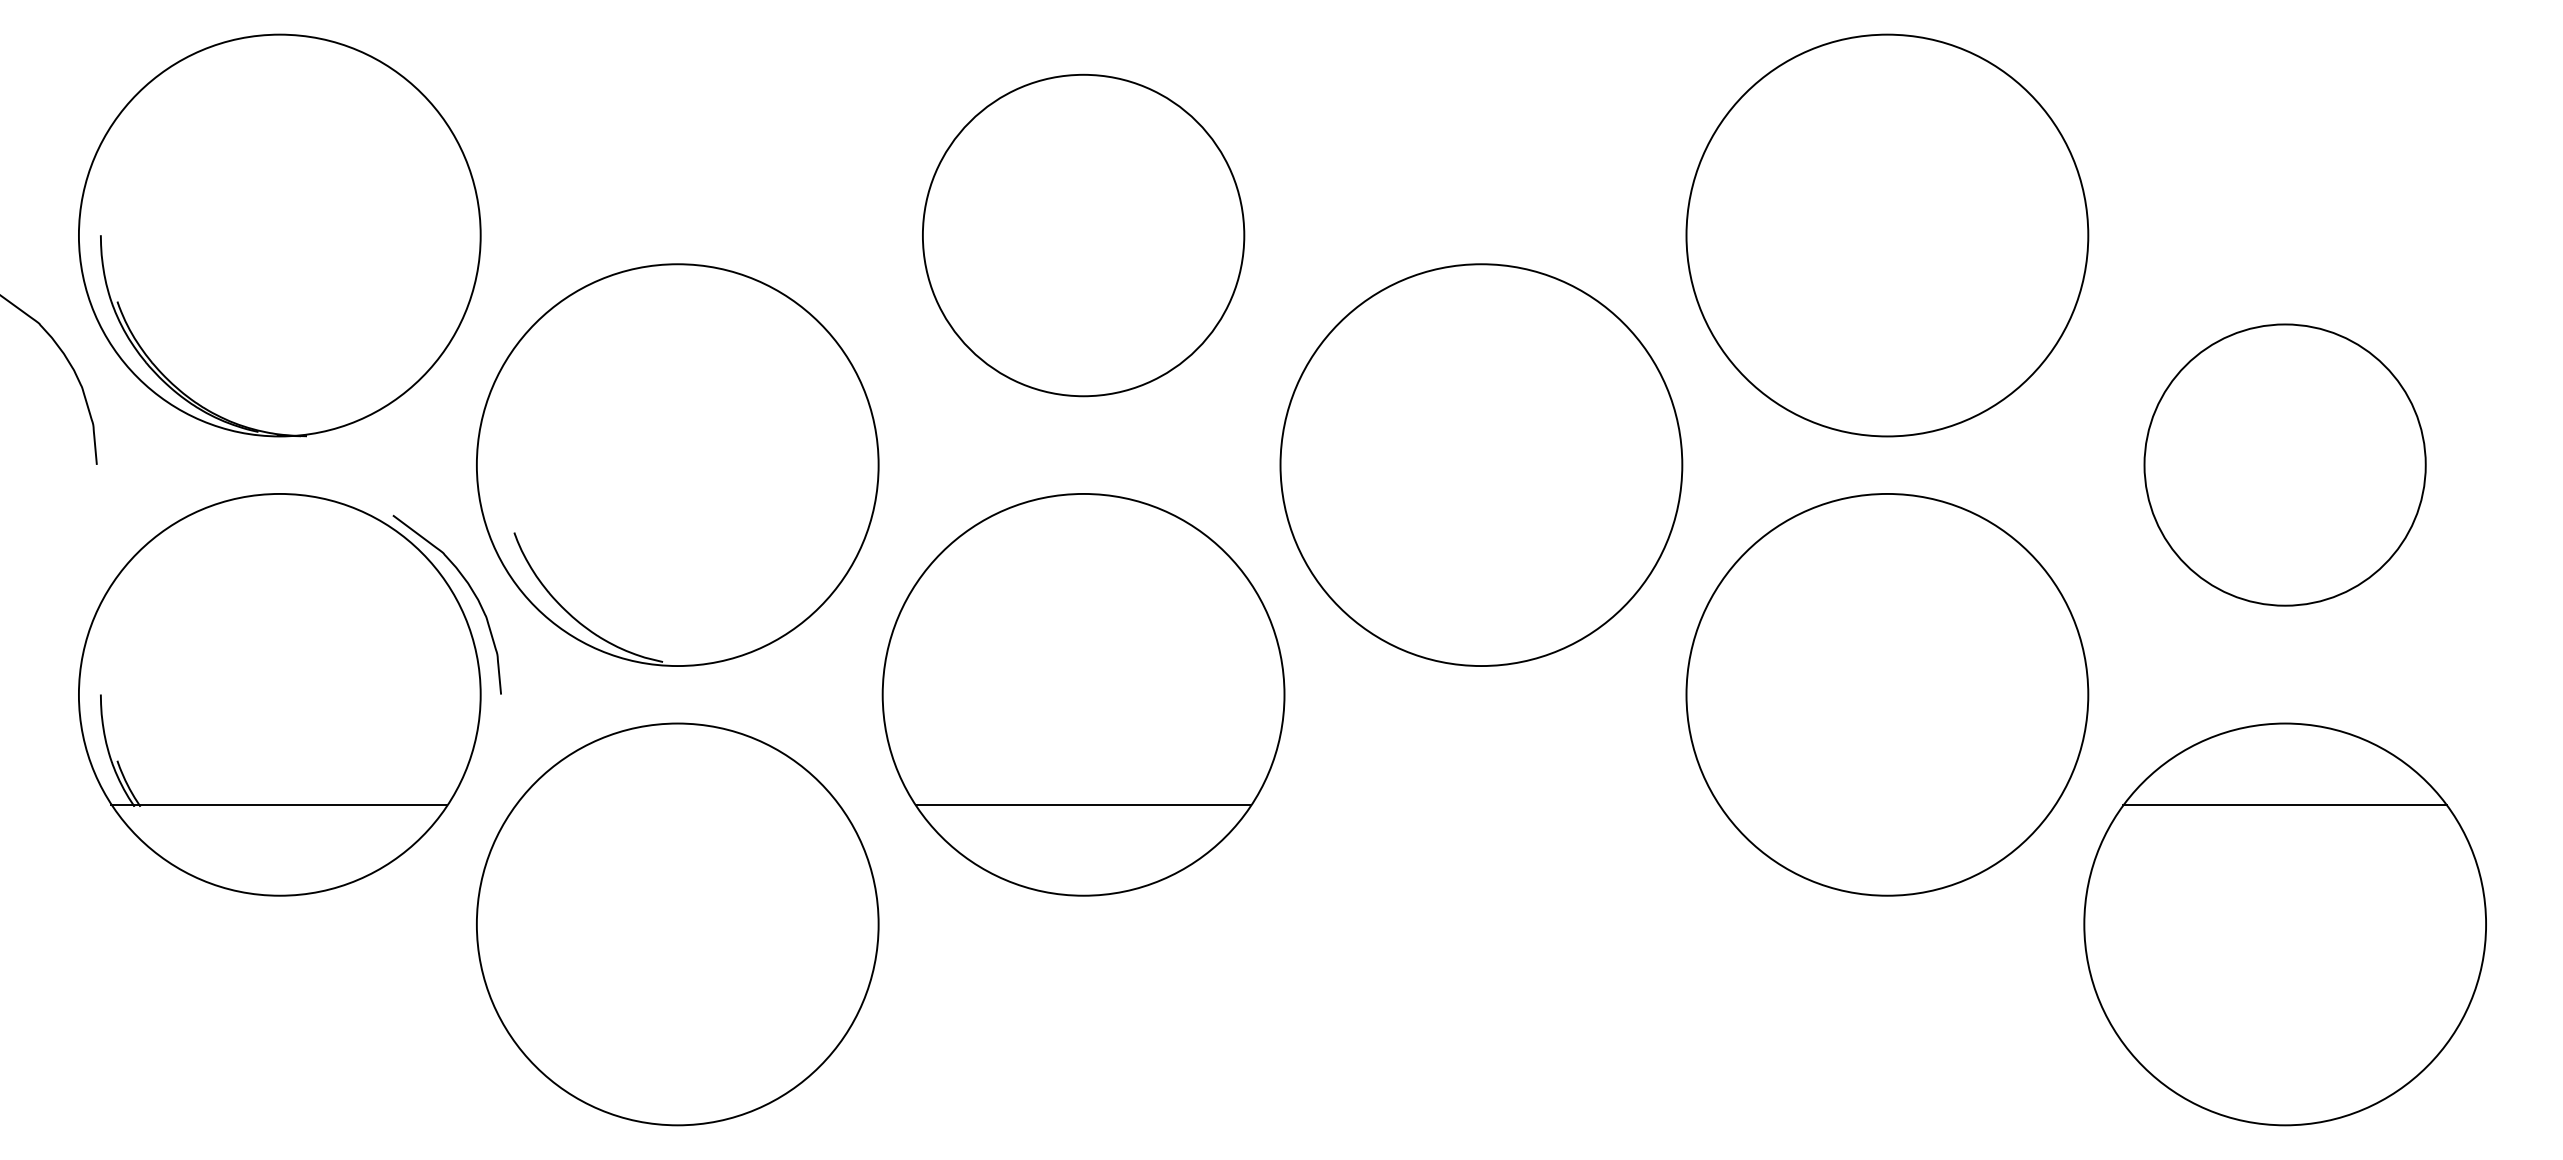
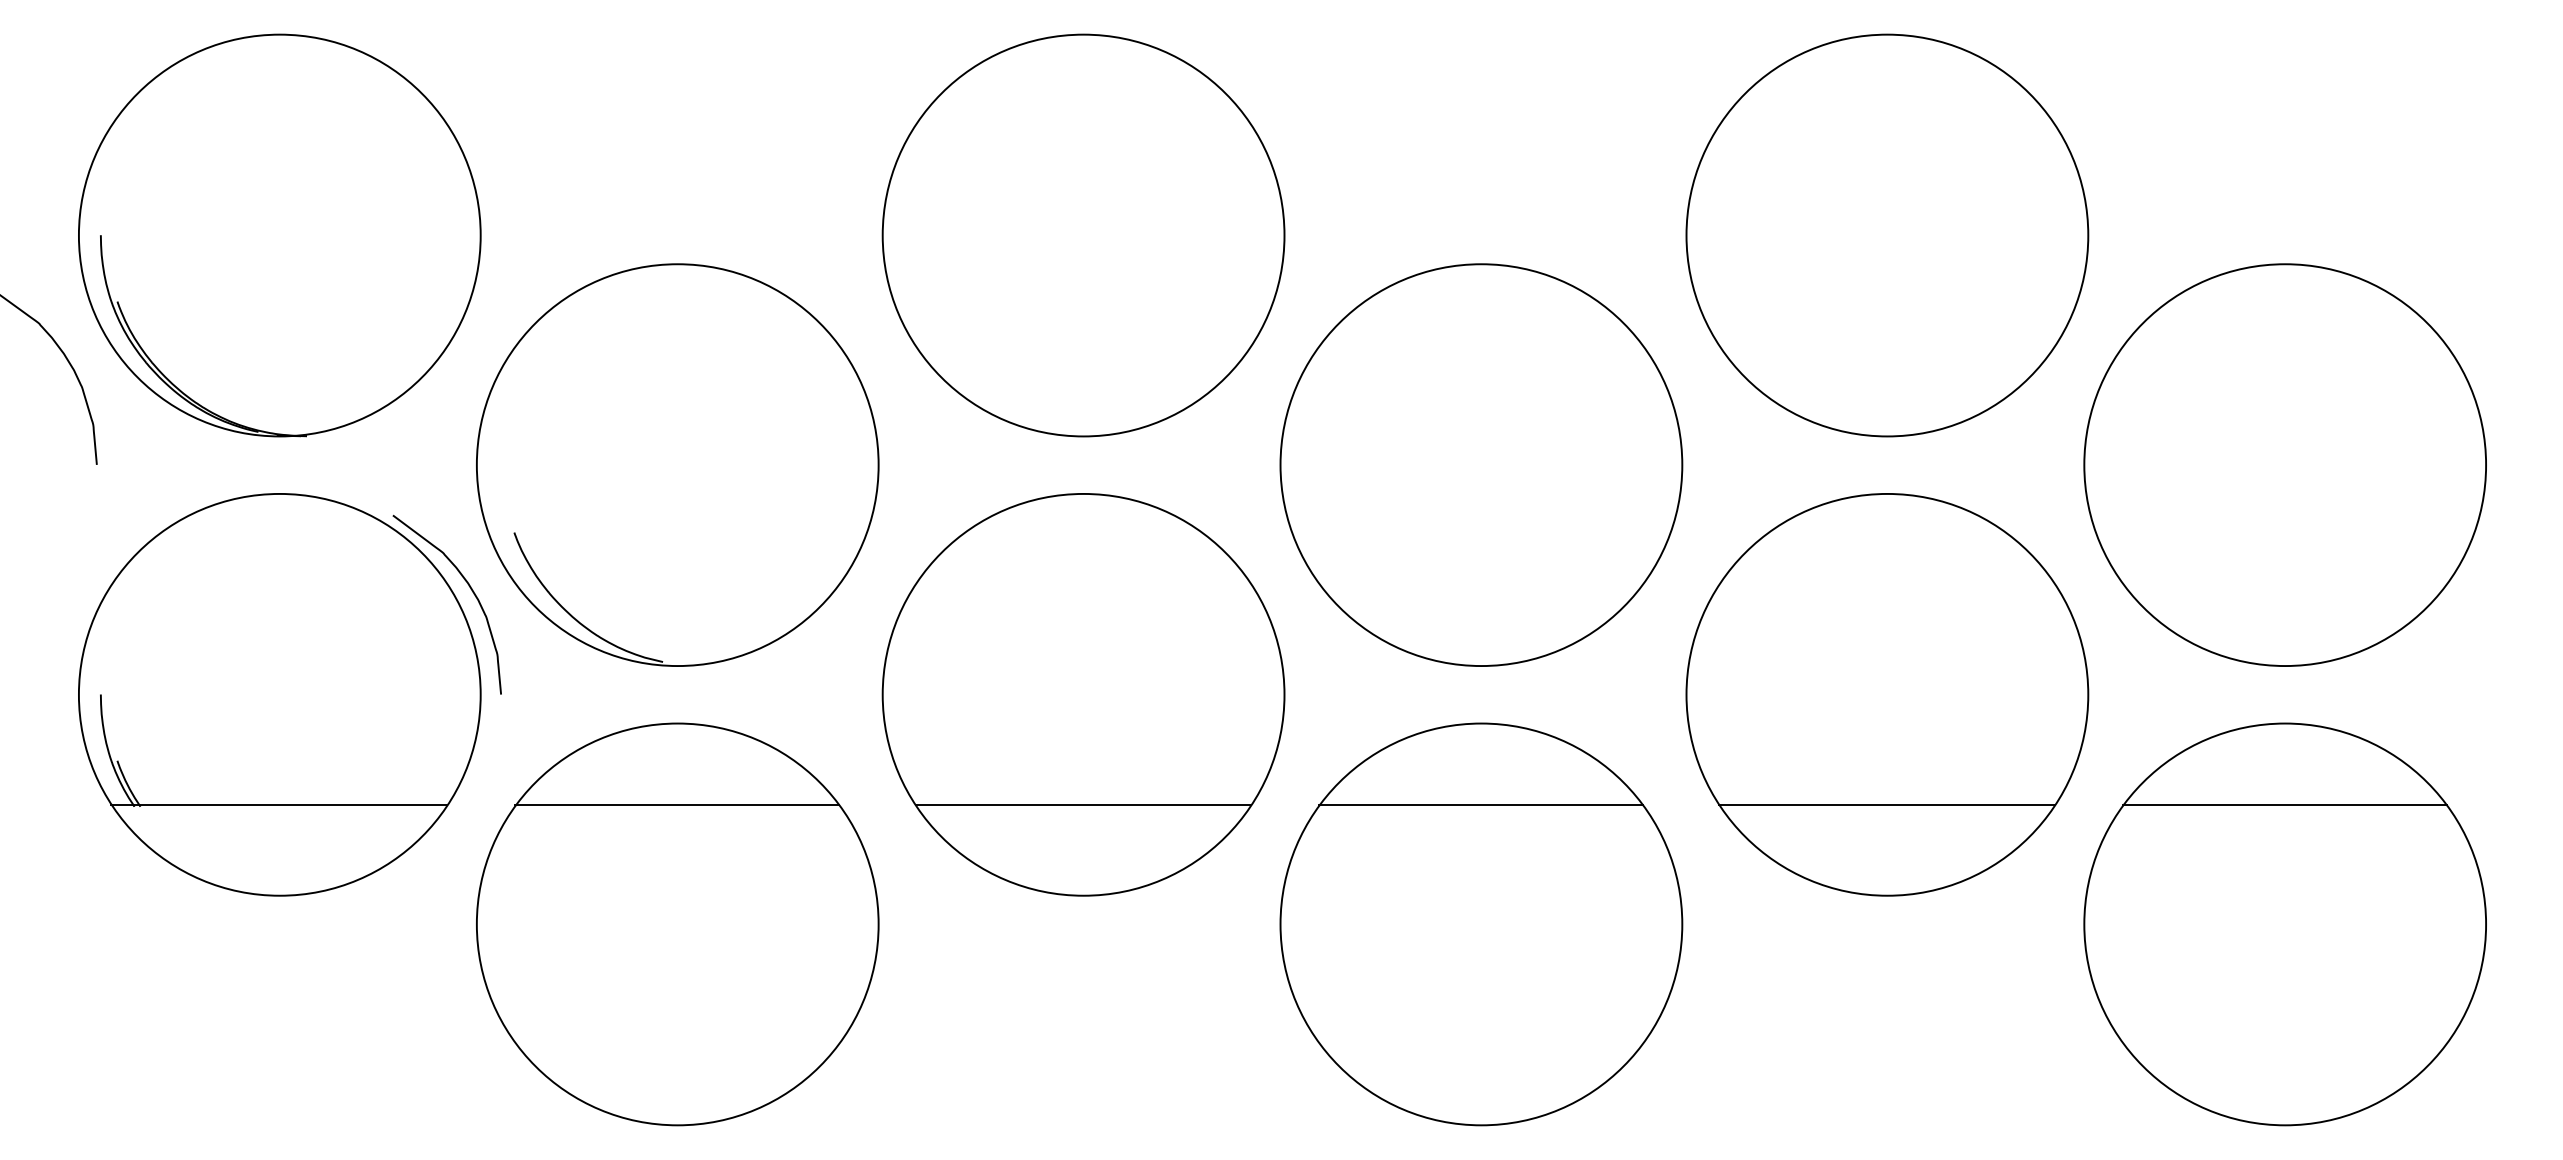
circle size: 324x325 px -> 405x405 px (1083, 235)
circle size: 284x284 px -> 404x404 px (2284, 464)
line: none -> present (676, 805)
line: none -> present (1886, 805)
part: none -> present (1481, 924)
